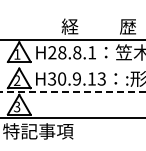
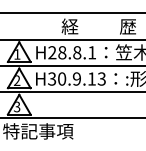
line: none -> present (72, 13)
line: none -> present (72, 65)
line: dashed -> solid (73, 92)
